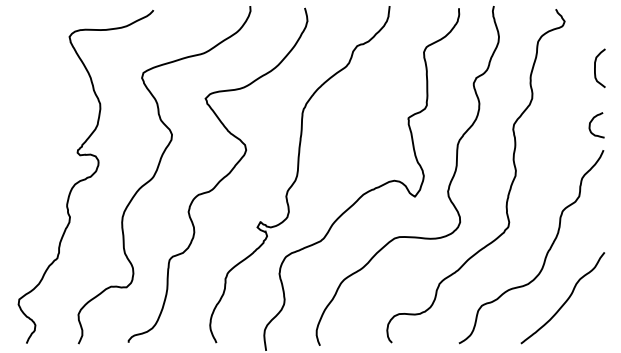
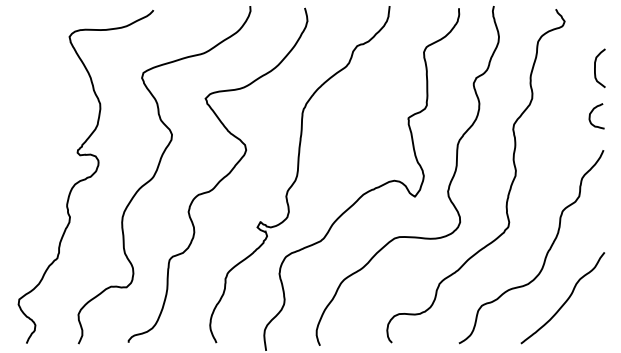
curve position: (592, 121) -> (592, 112) (592, 112)
